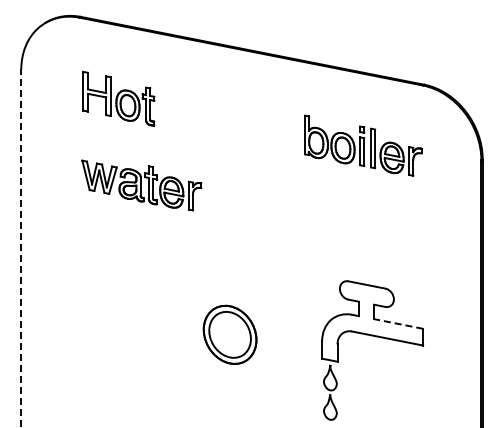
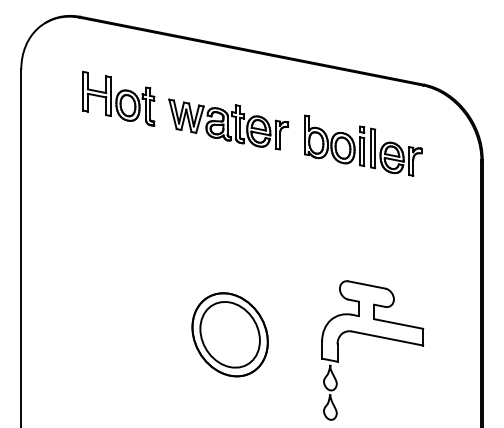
part position: (141, 185) -> (228, 124) (228, 124)
line: dashed -> solid (21, 248)
line: dashed -> solid (398, 324)
part size: 56x61 px -> 78x86 px (229, 334)
